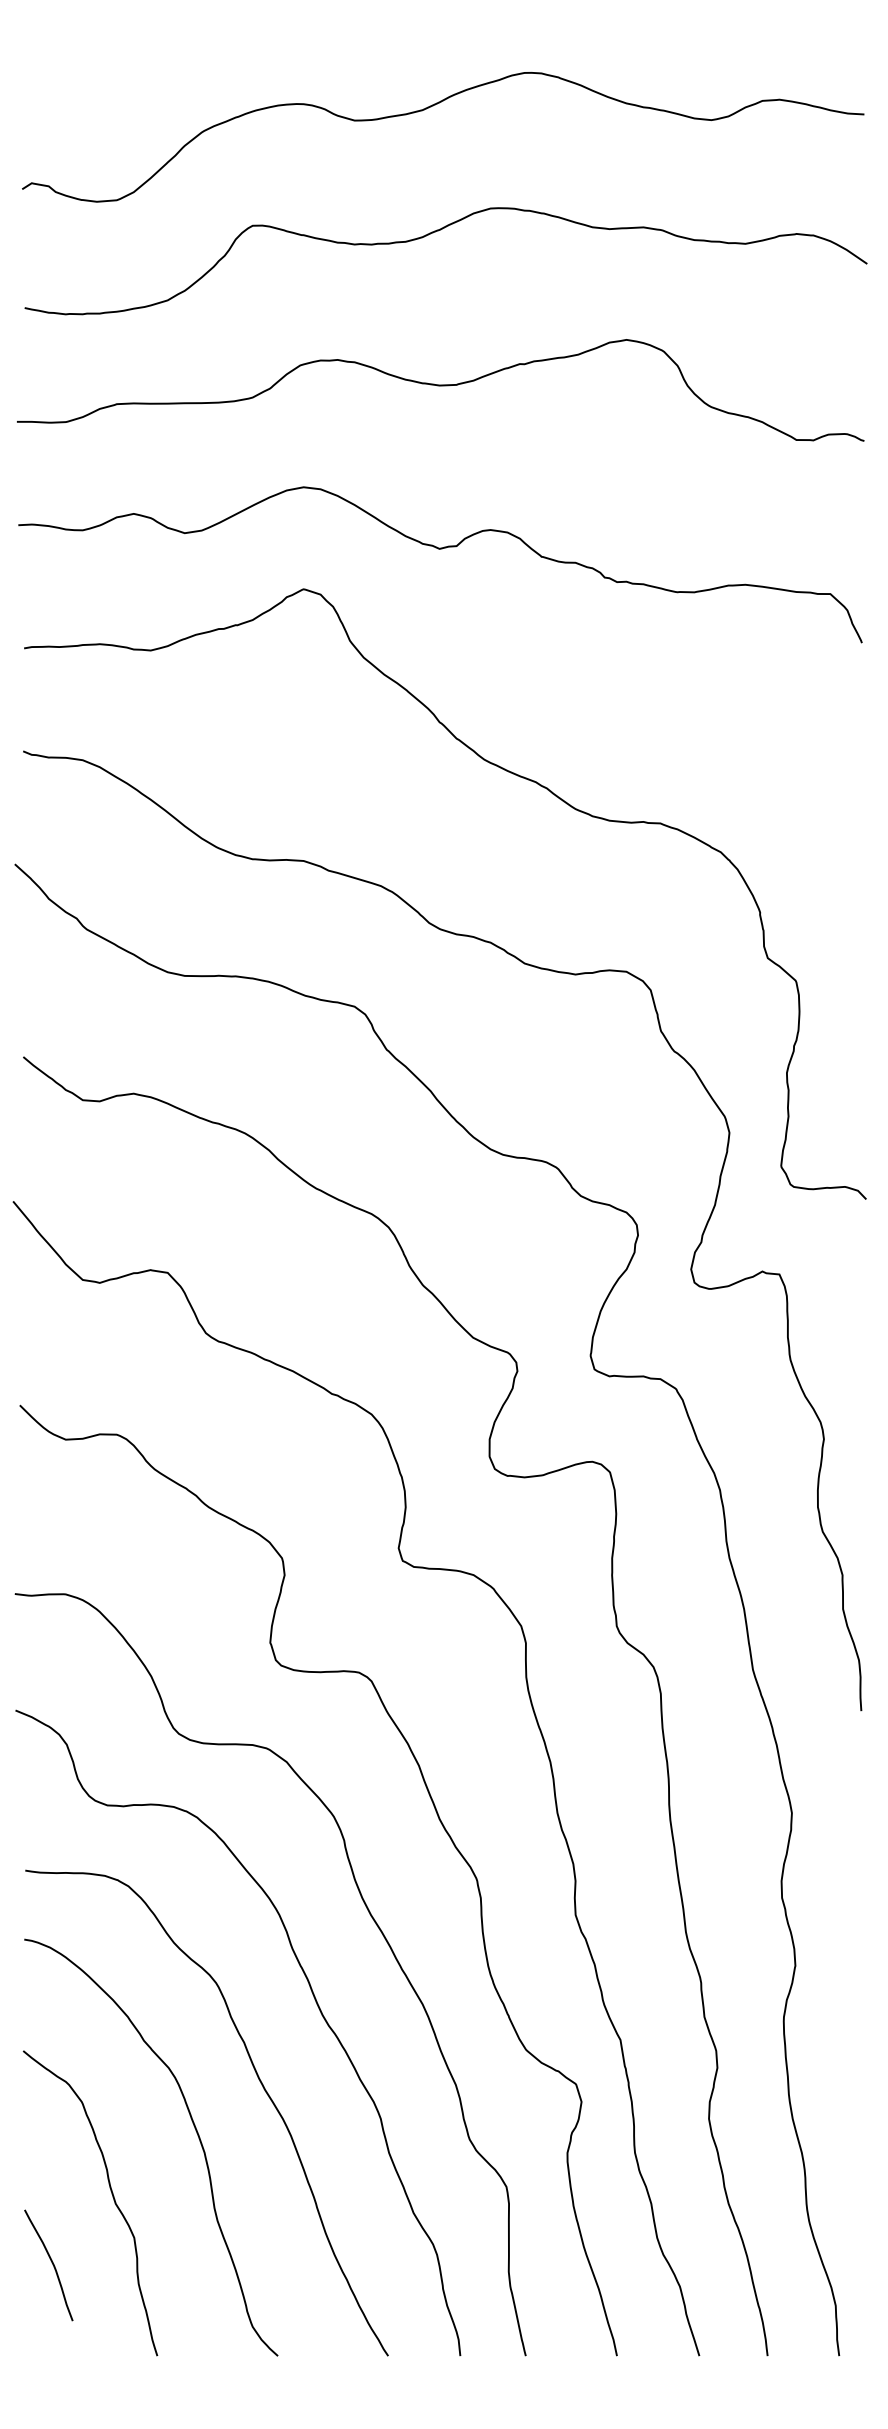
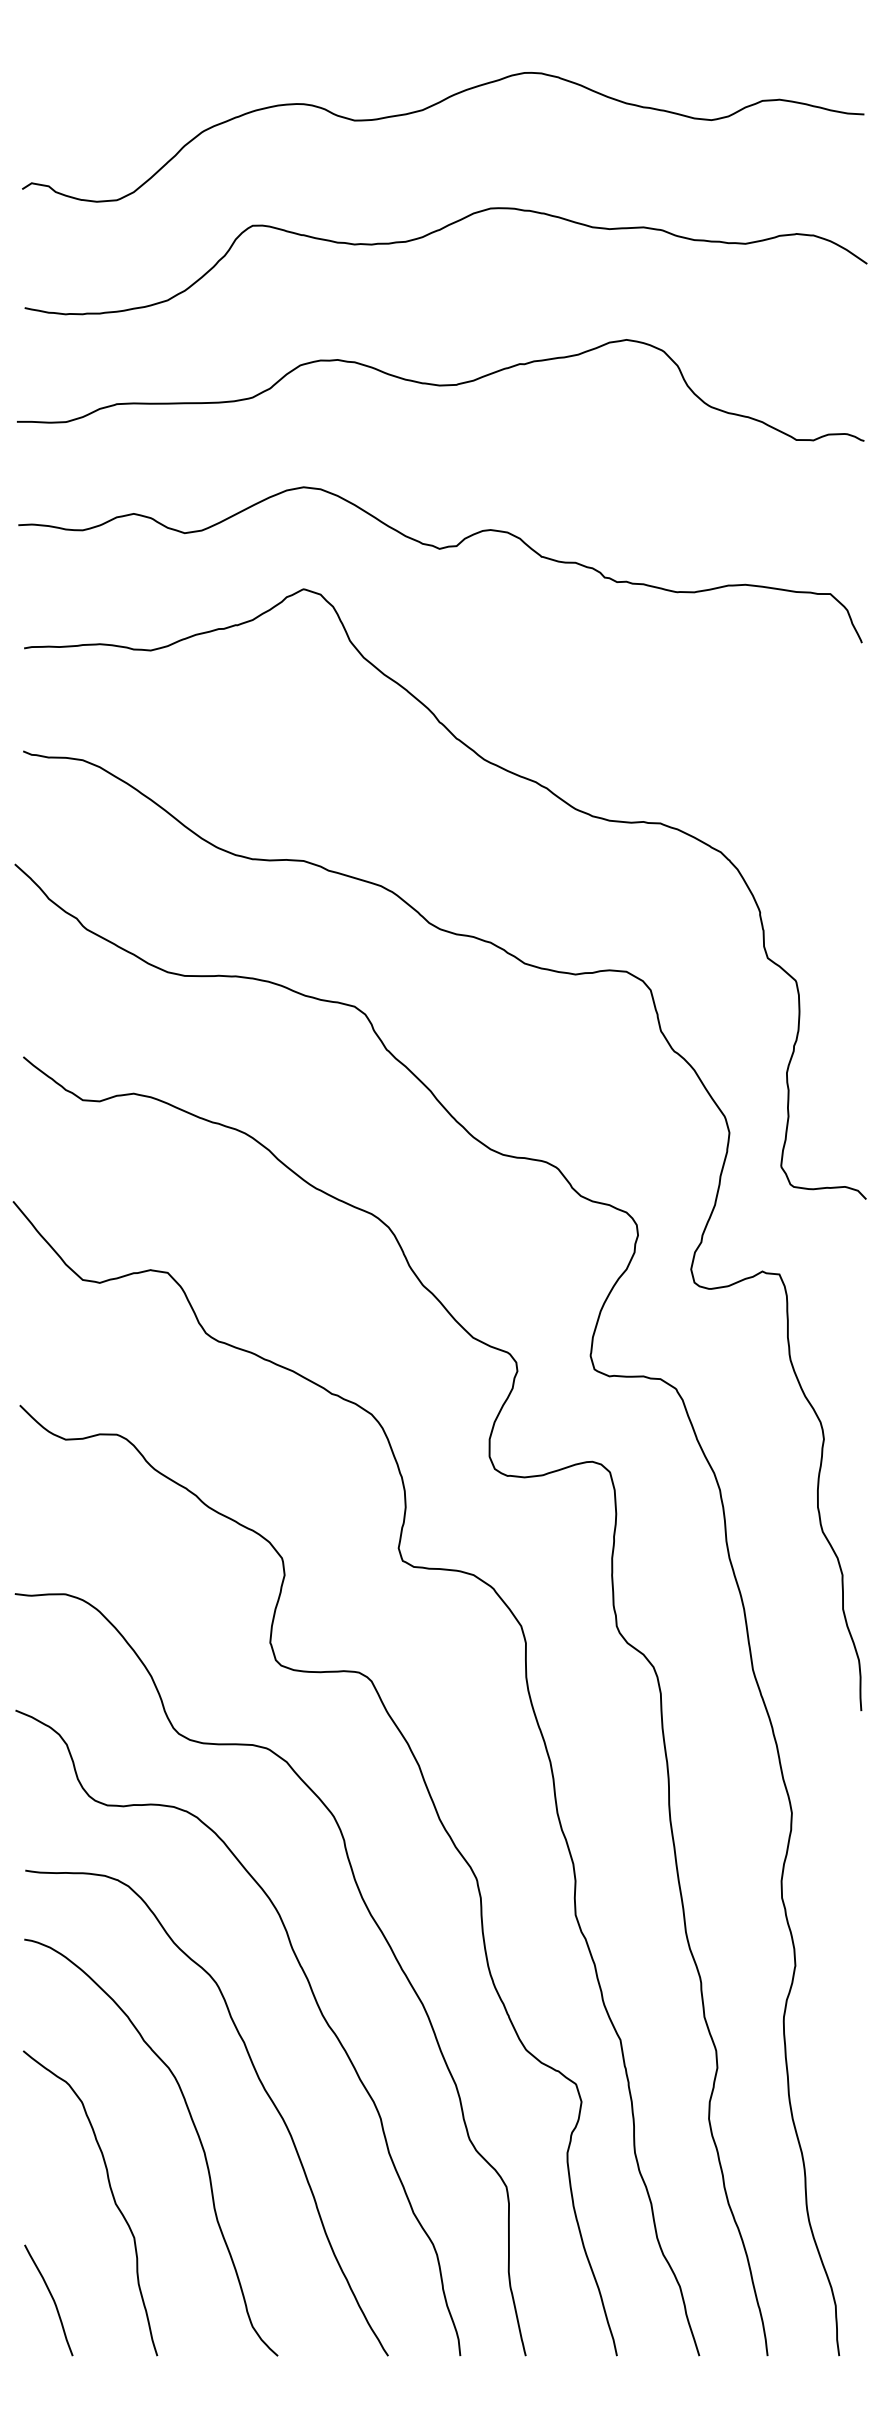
curve position: (52, 2265) -> (52, 2300) (52, 2300)
